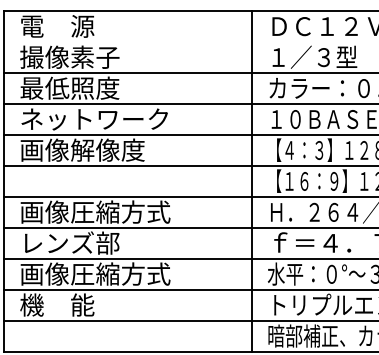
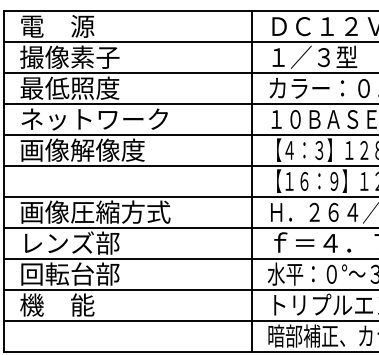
line: none -> present (189, 42)
text: 画像圧縮方式 -> 回転台部 (95, 273)
